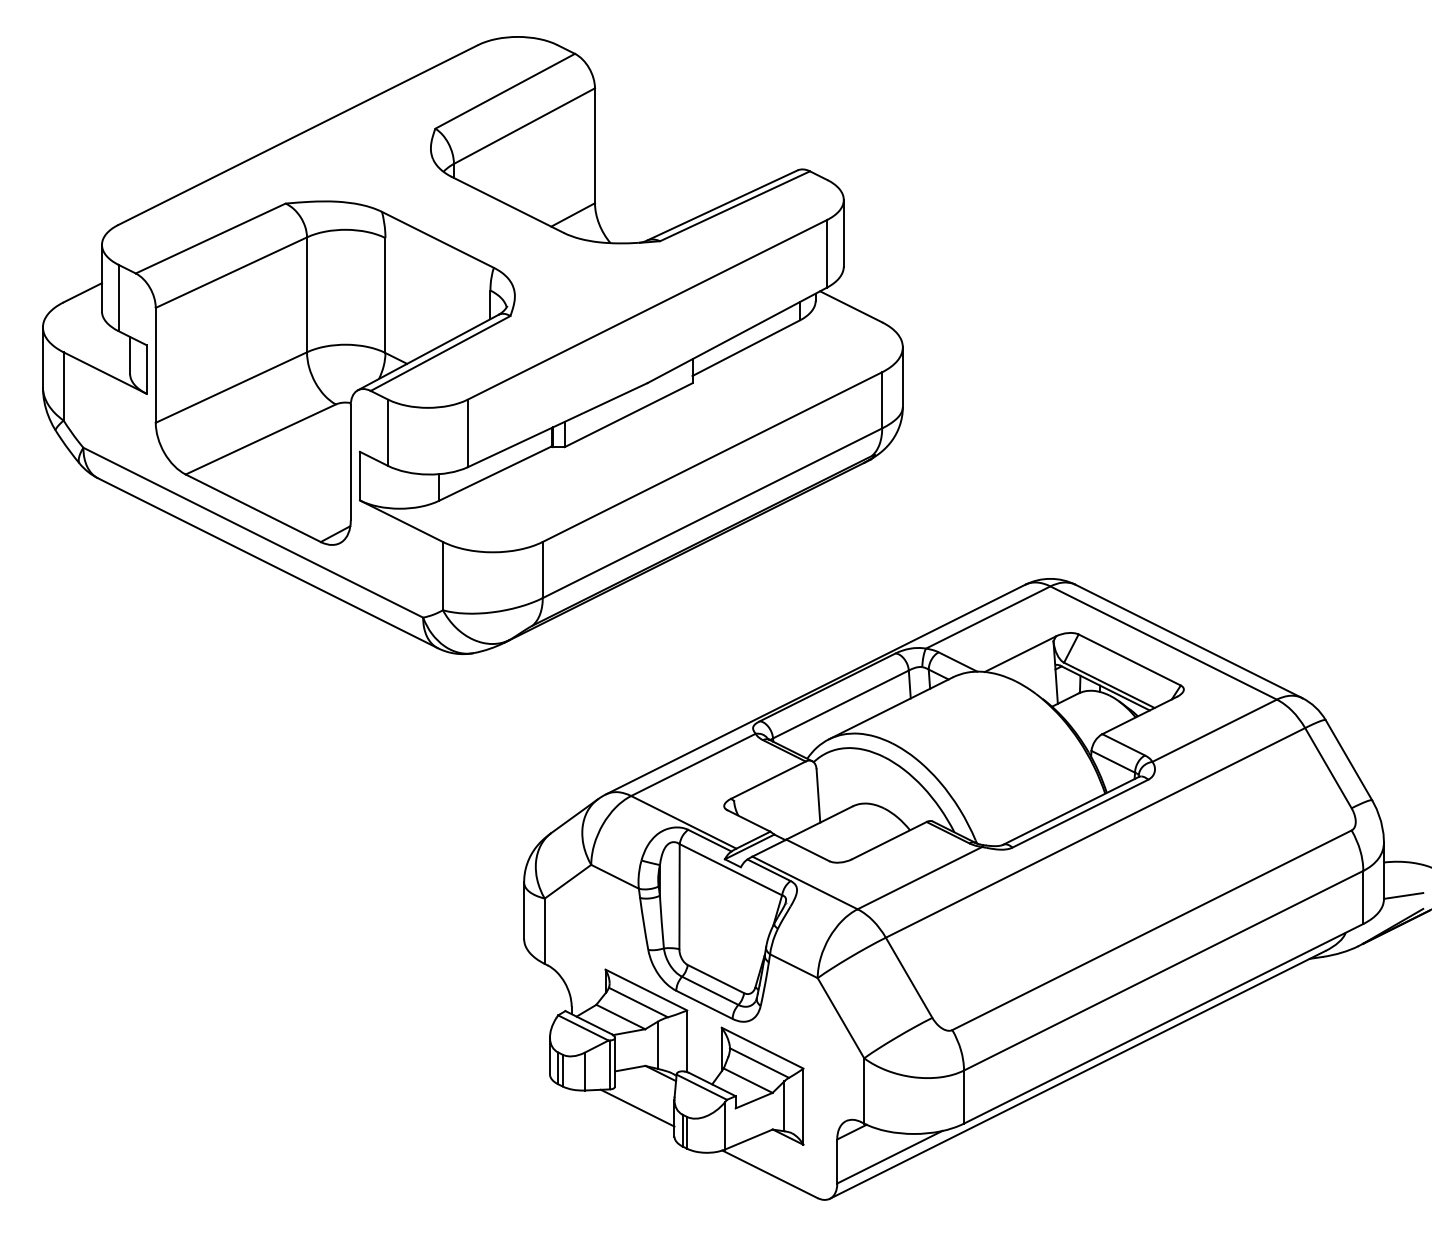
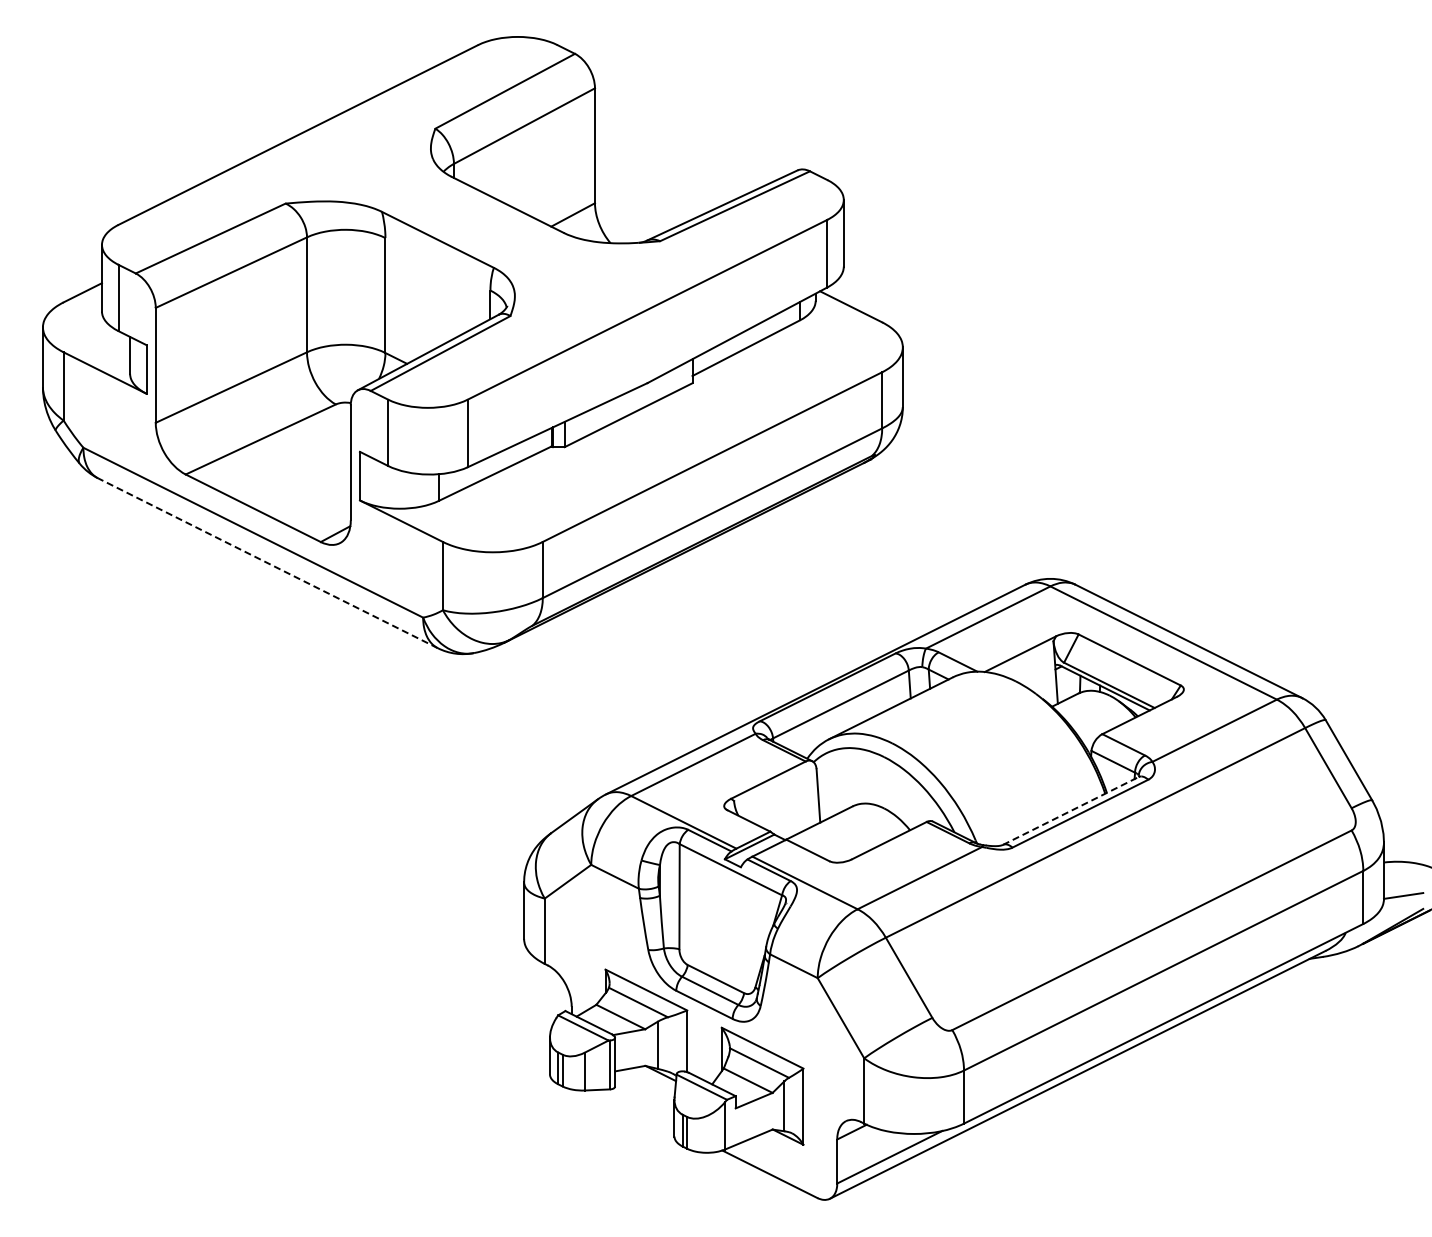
line: solid -> dashed (267, 563)
line: solid -> dashed (1070, 811)
line: present -> none (637, 1107)
